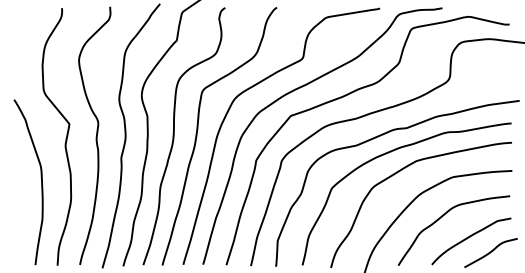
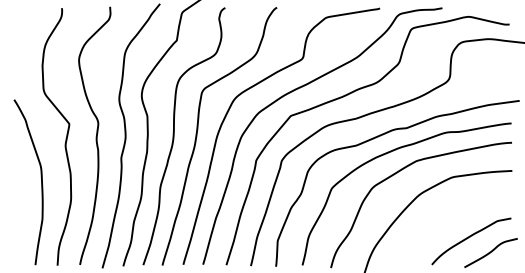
curve: present -> none (441, 218)
